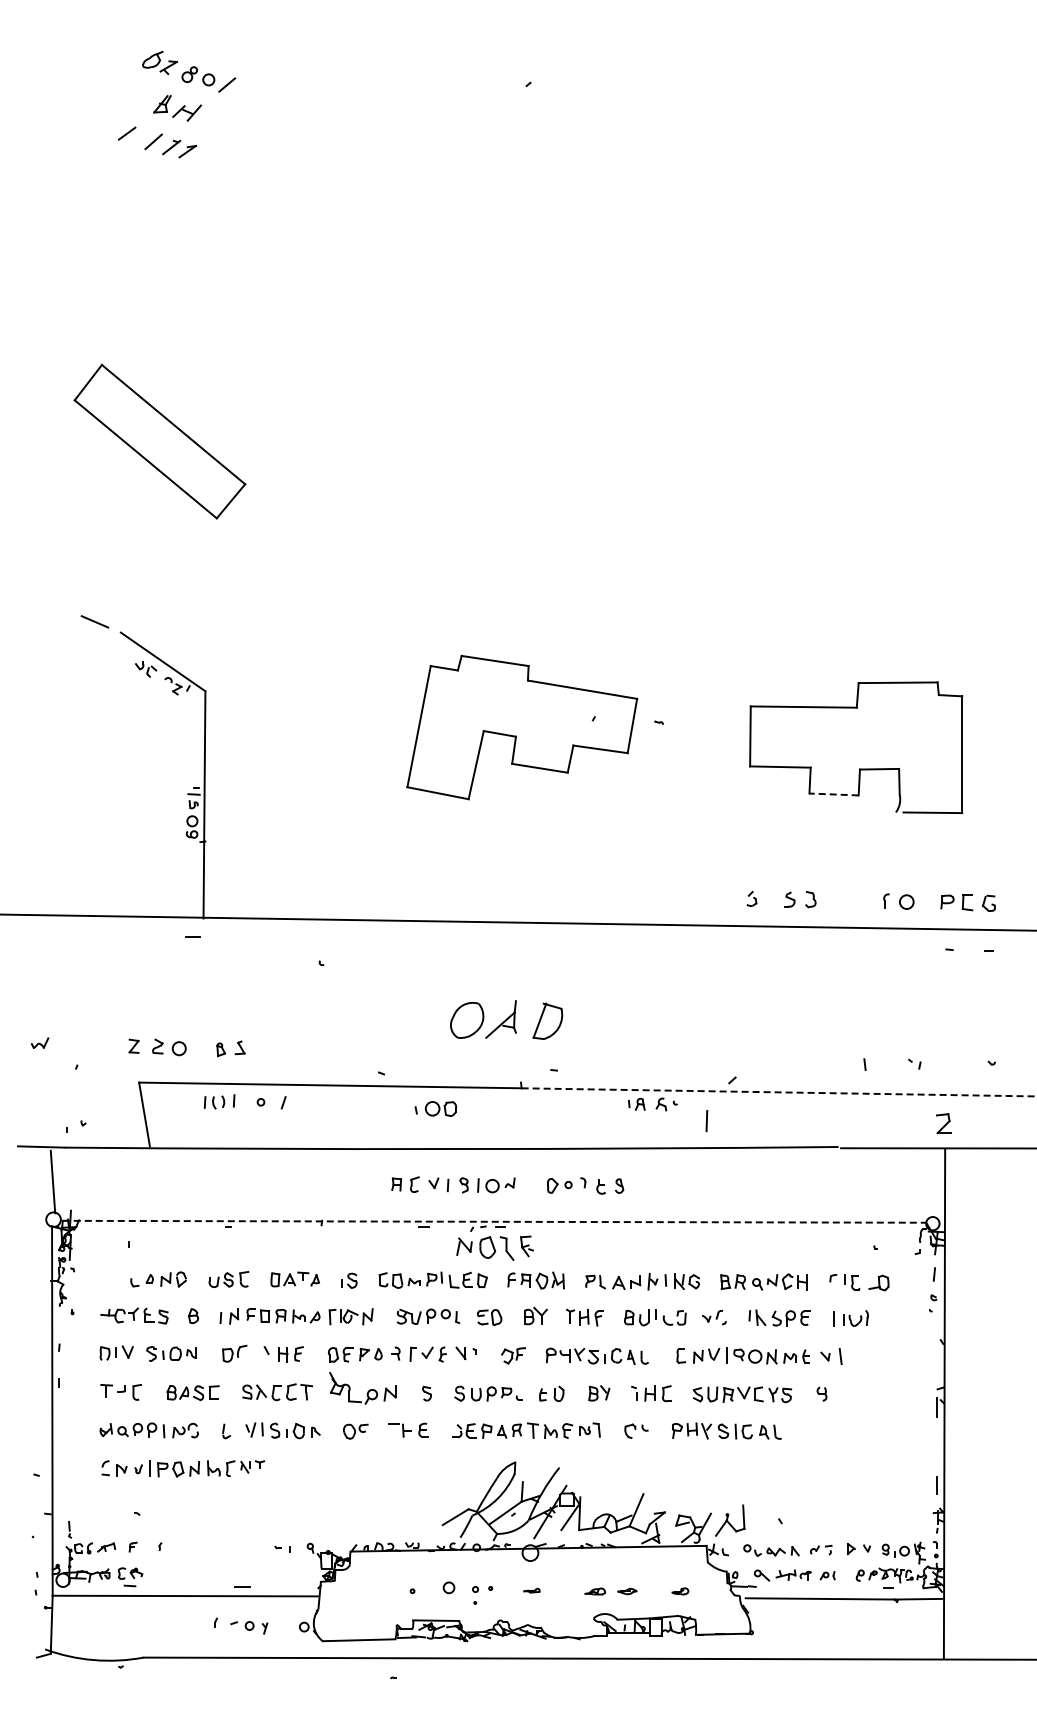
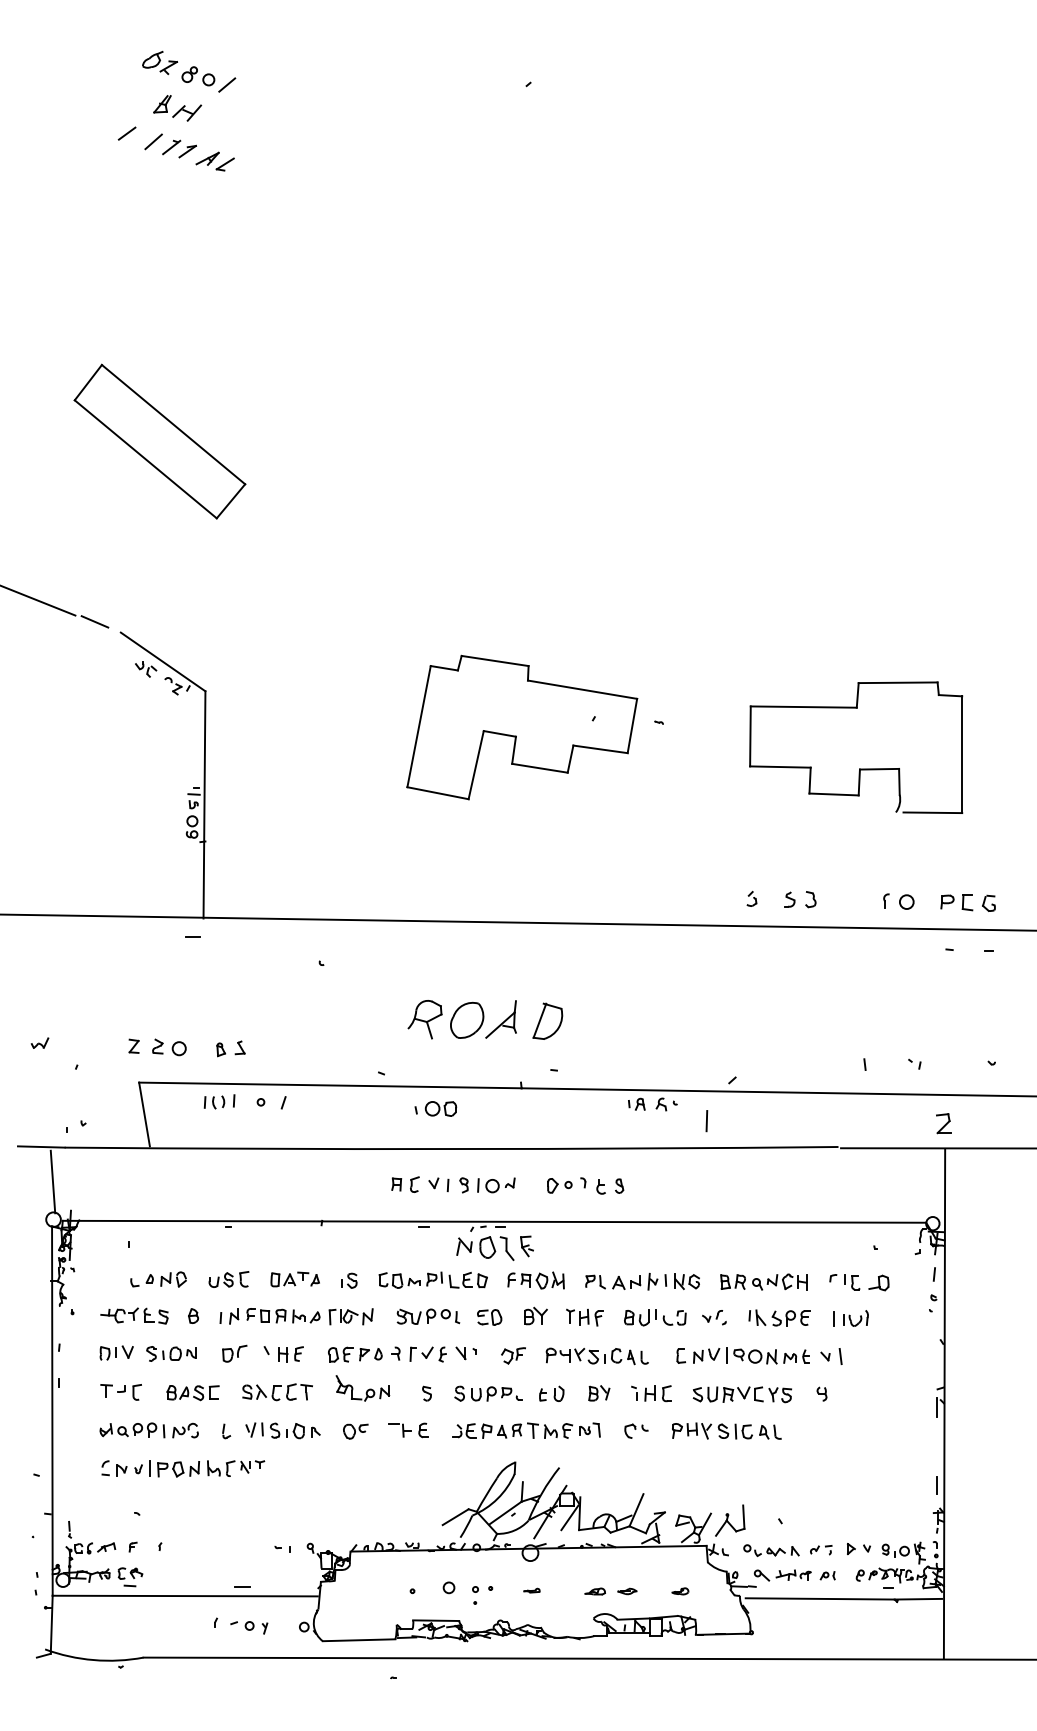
part: none -> present (214, 161)
line: none -> present (38, 600)
line: dashed -> solid (834, 794)
part: none -> present (424, 1019)
line: dashed -> solid (779, 1092)
line: dashed -> solid (494, 1221)
part size: 68x33 px -> 56x27 px (362, 1388)
